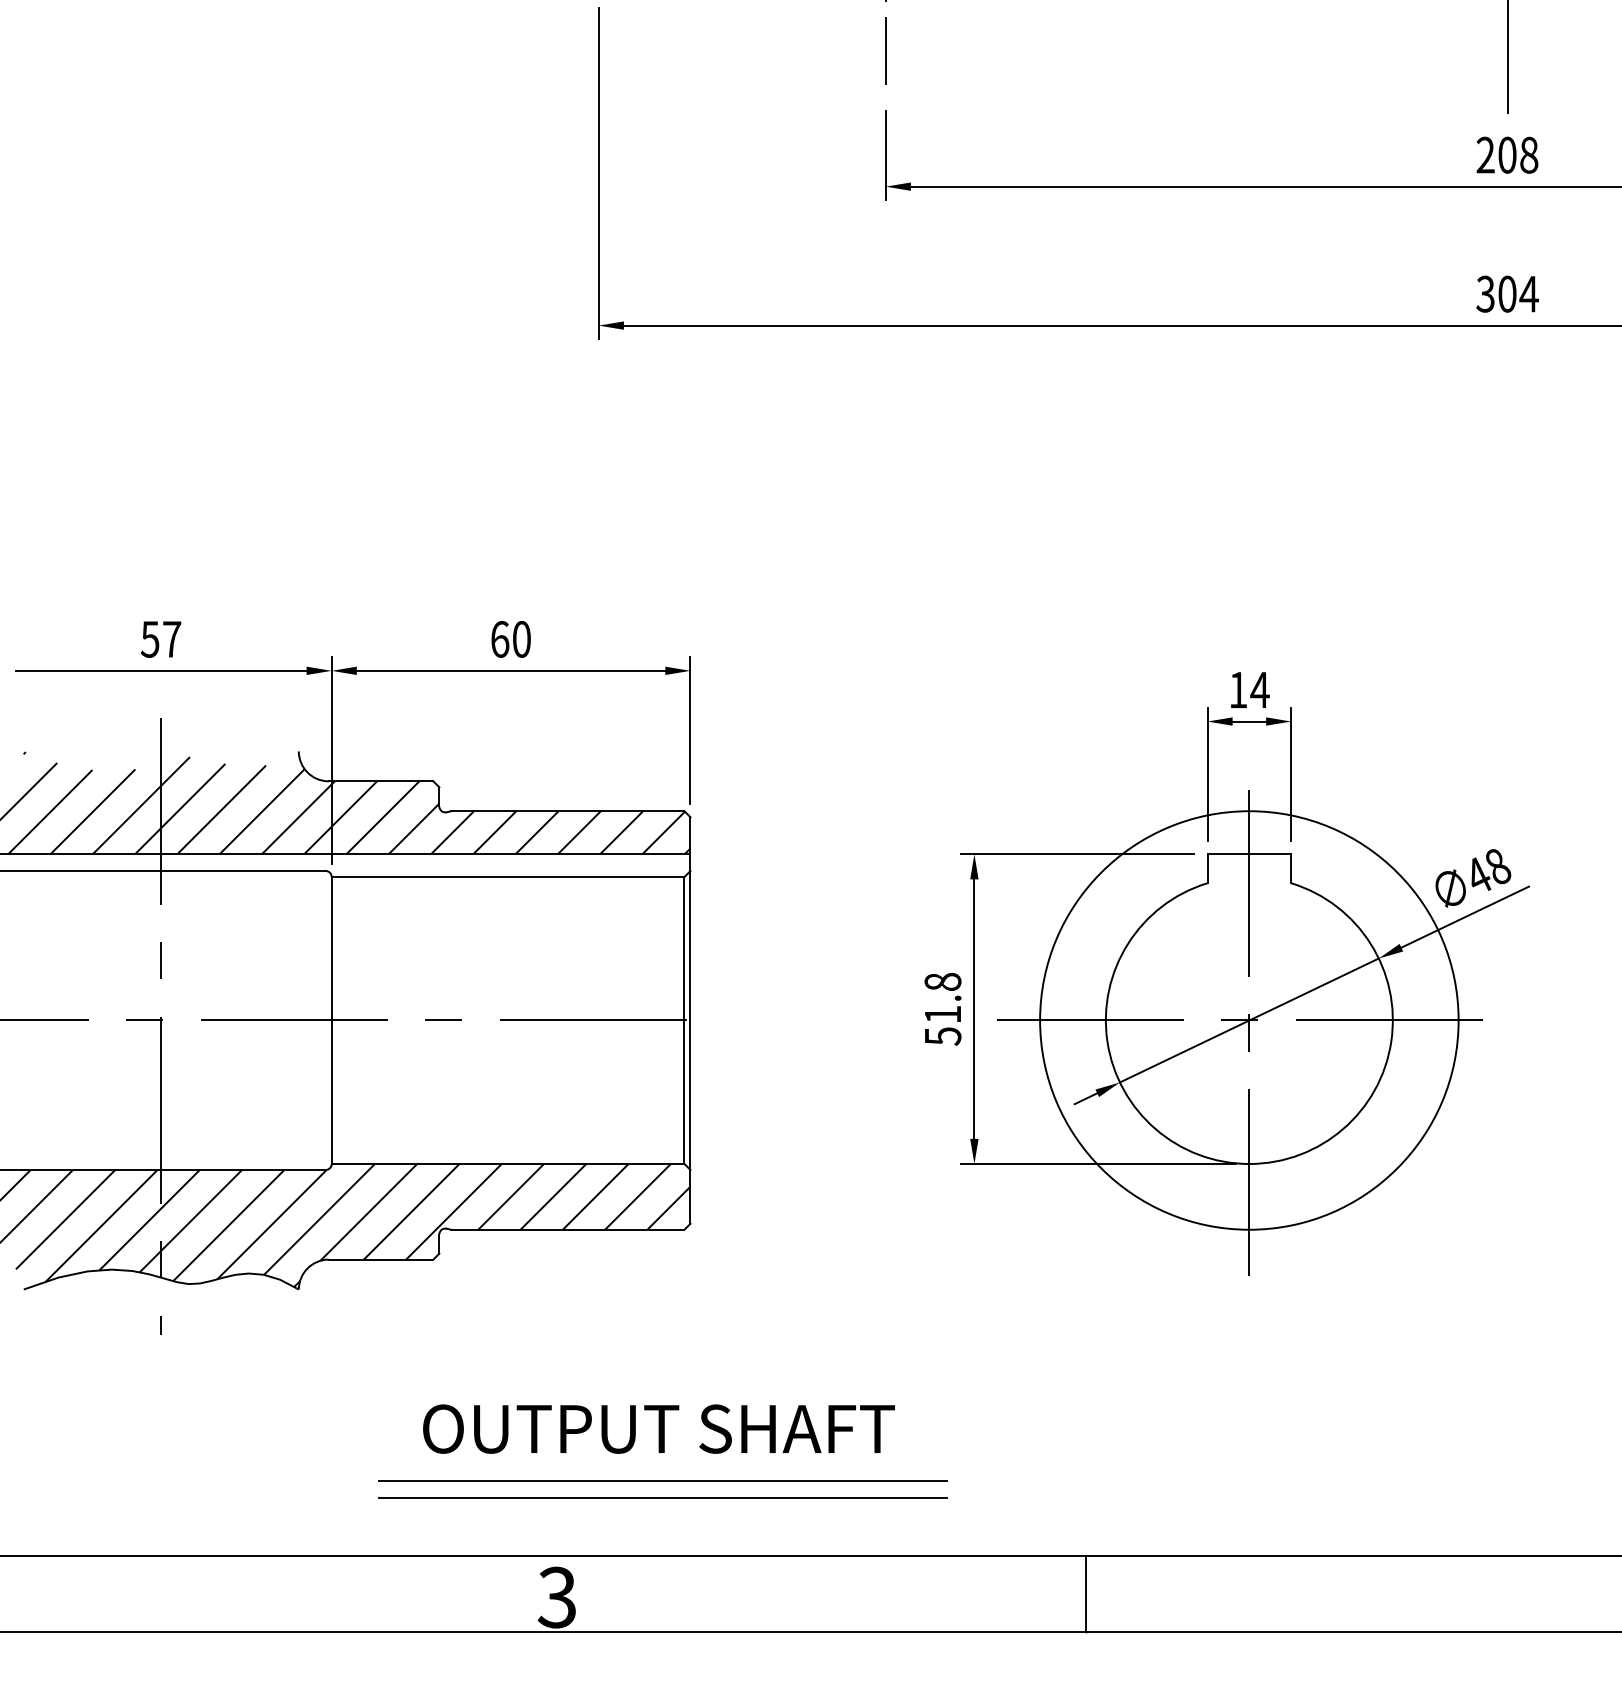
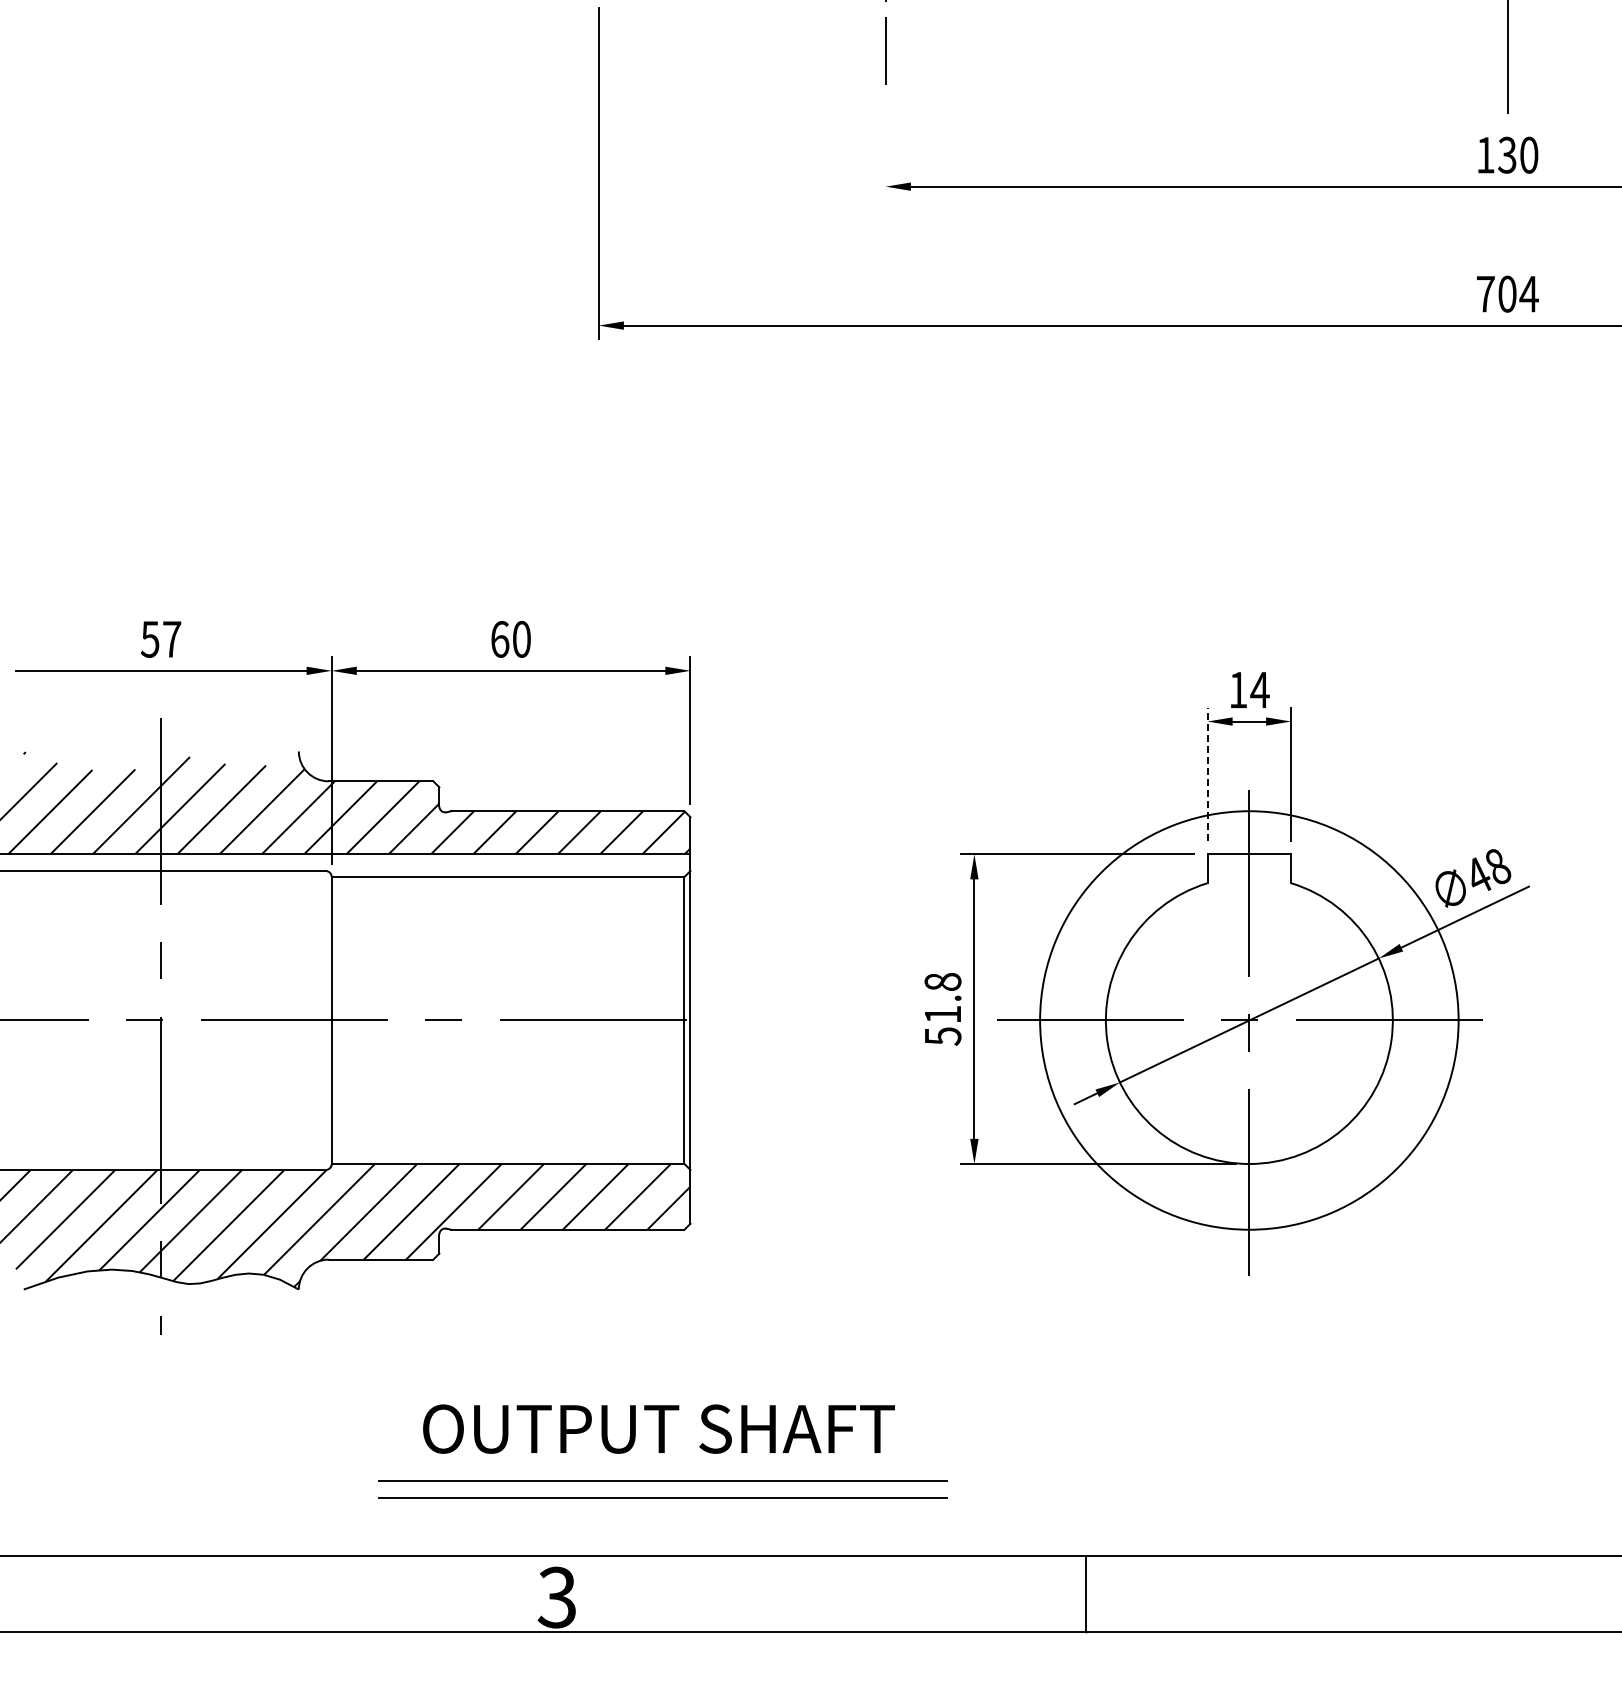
text: 208 -> 130 (1507, 154)
line: present -> none (885, 155)
text: 304 -> 704 (1485, 293)
line: solid -> dashed (1207, 773)
